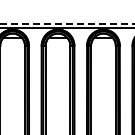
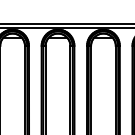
line: dashed -> solid (67, 23)
